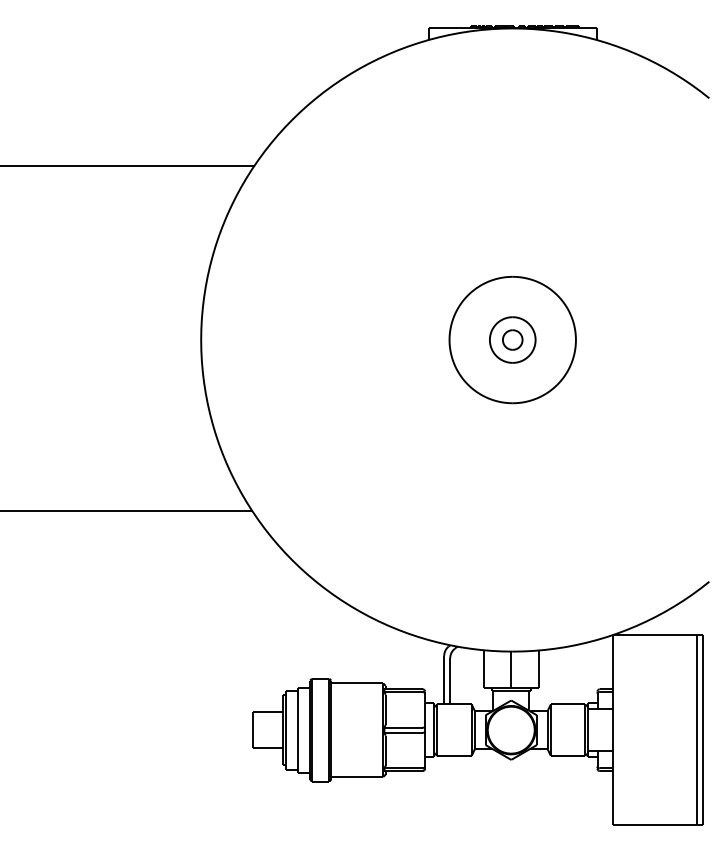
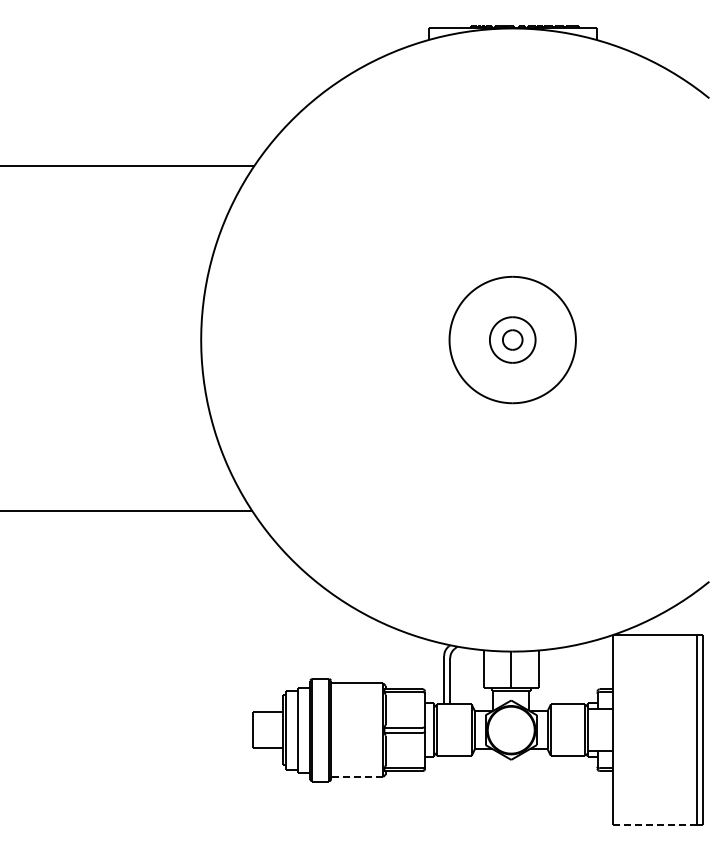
line: solid -> dashed (357, 777)
line: solid -> dashed (654, 825)
